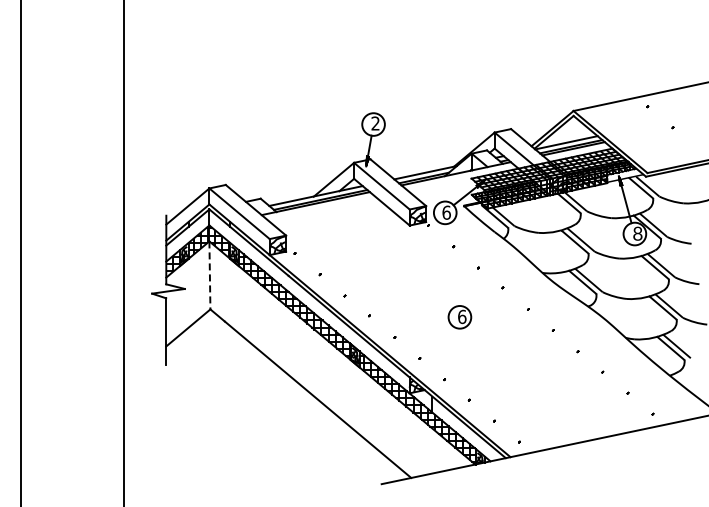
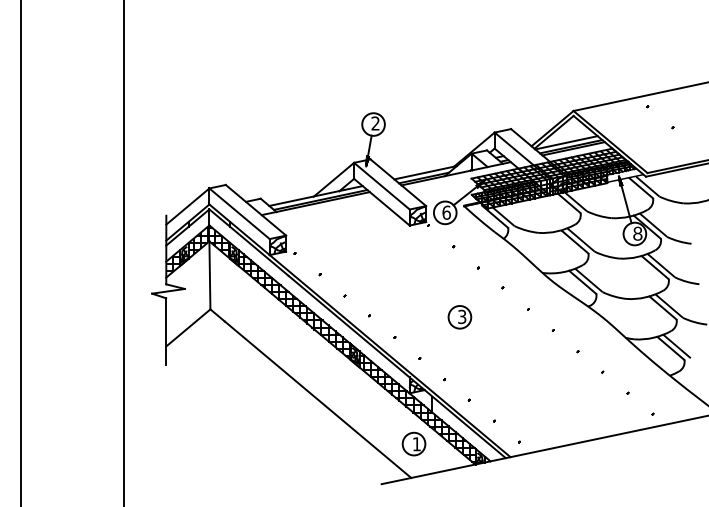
line: dashed -> solid (209, 275)
text: 6 -> 3 (462, 316)
part: none -> present (413, 443)
